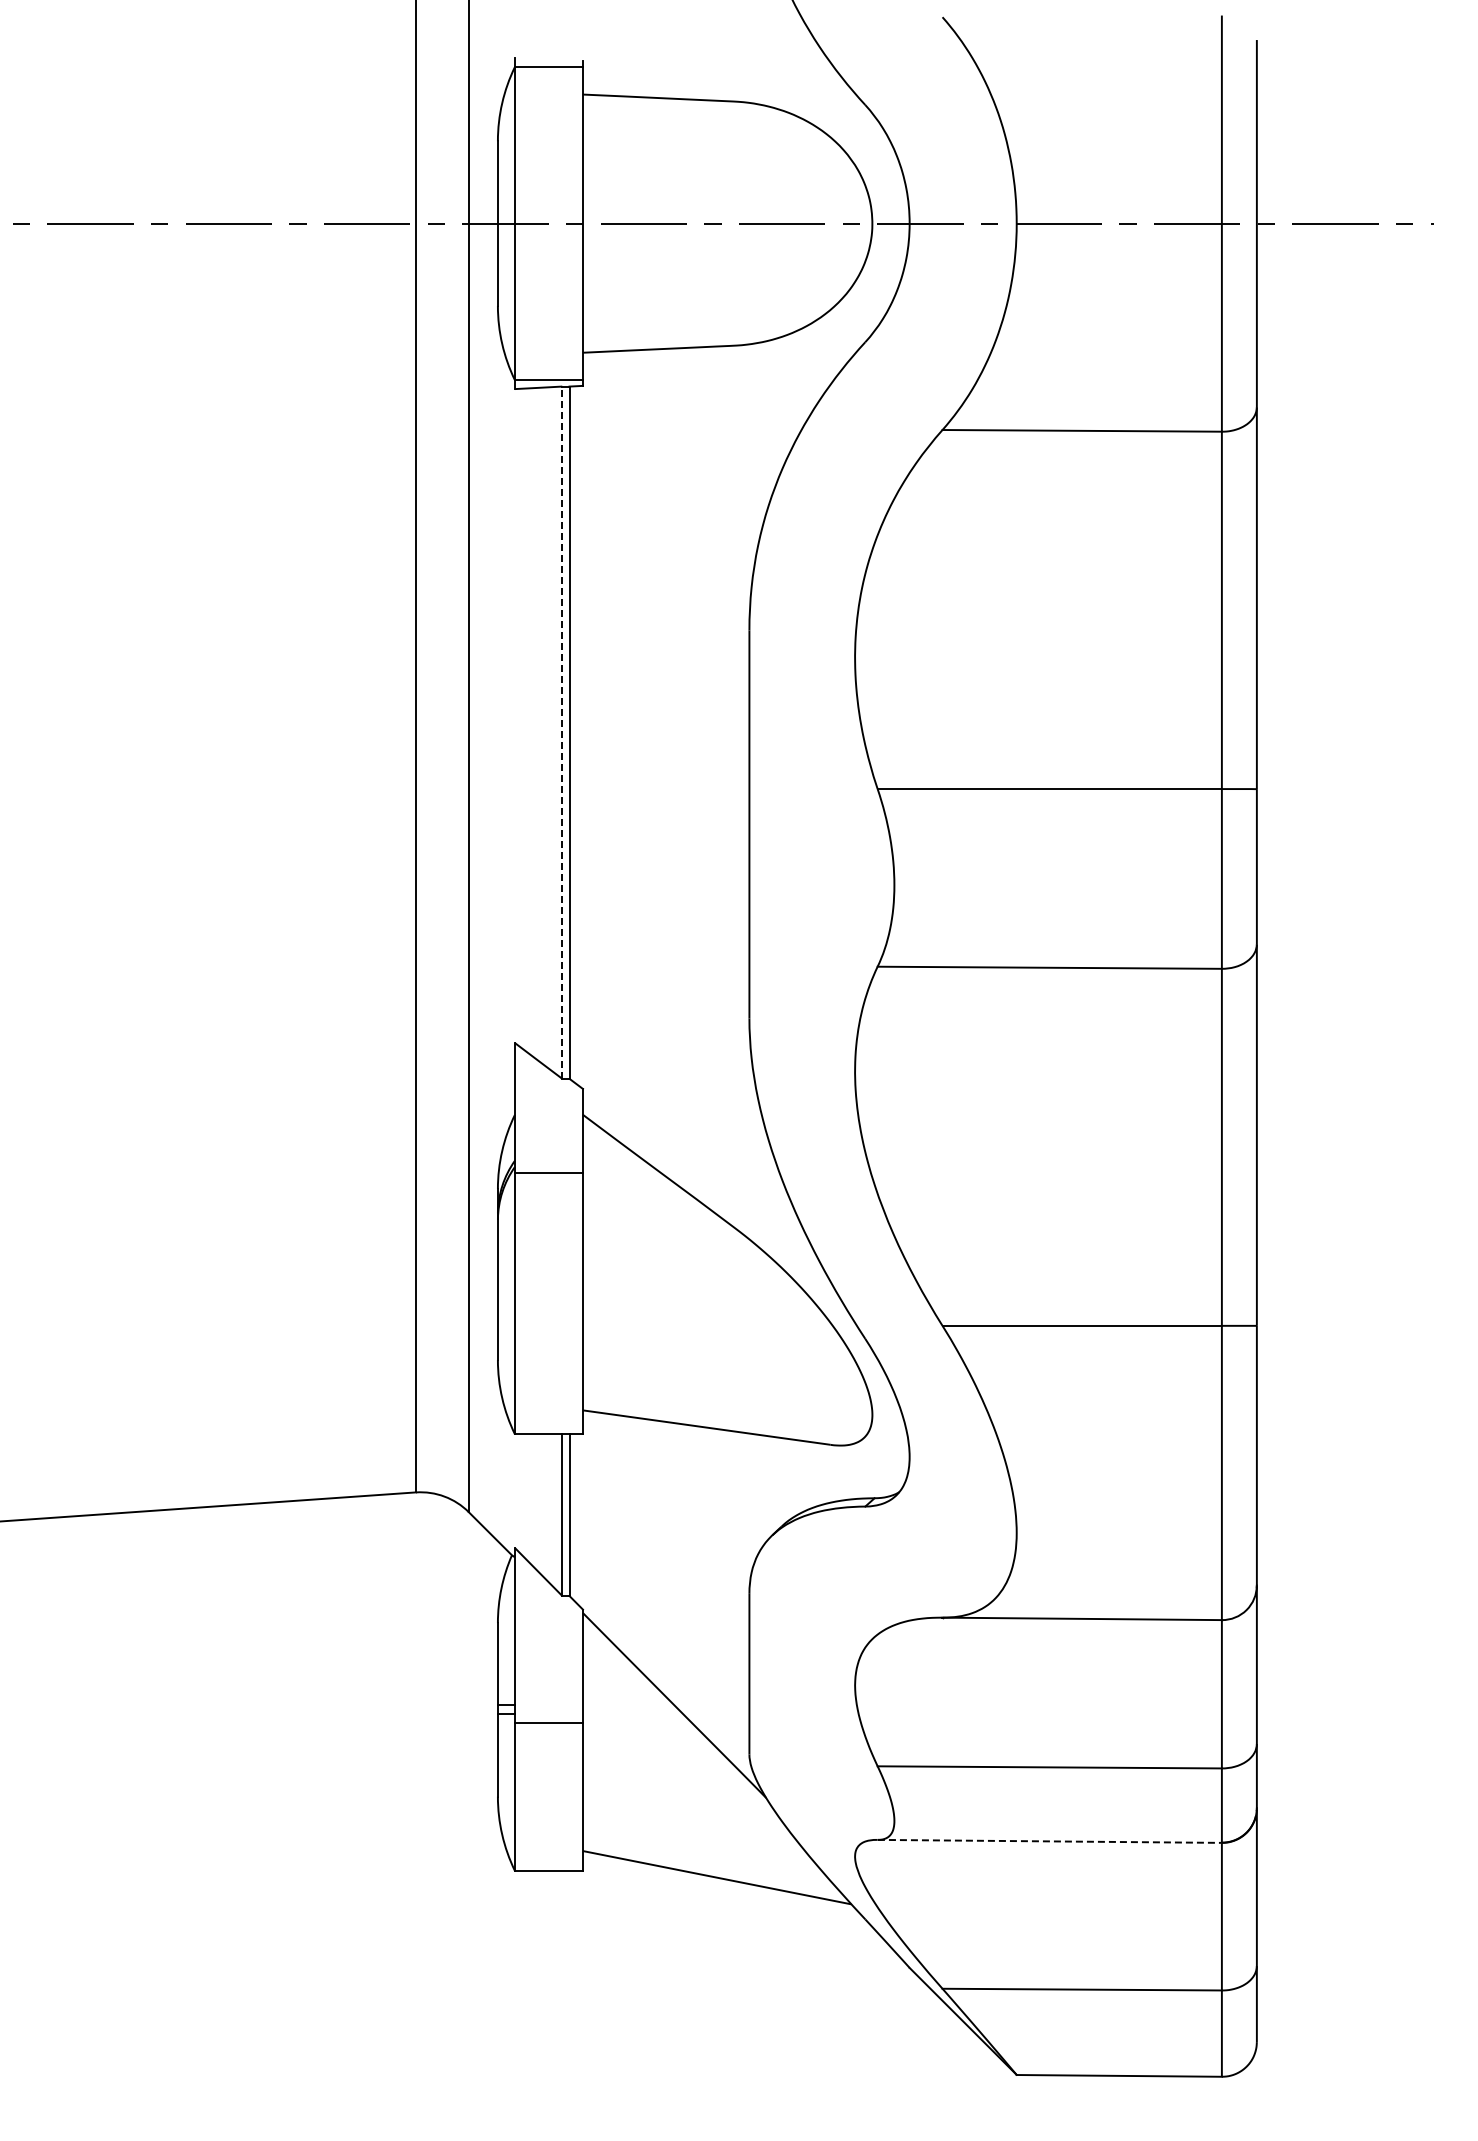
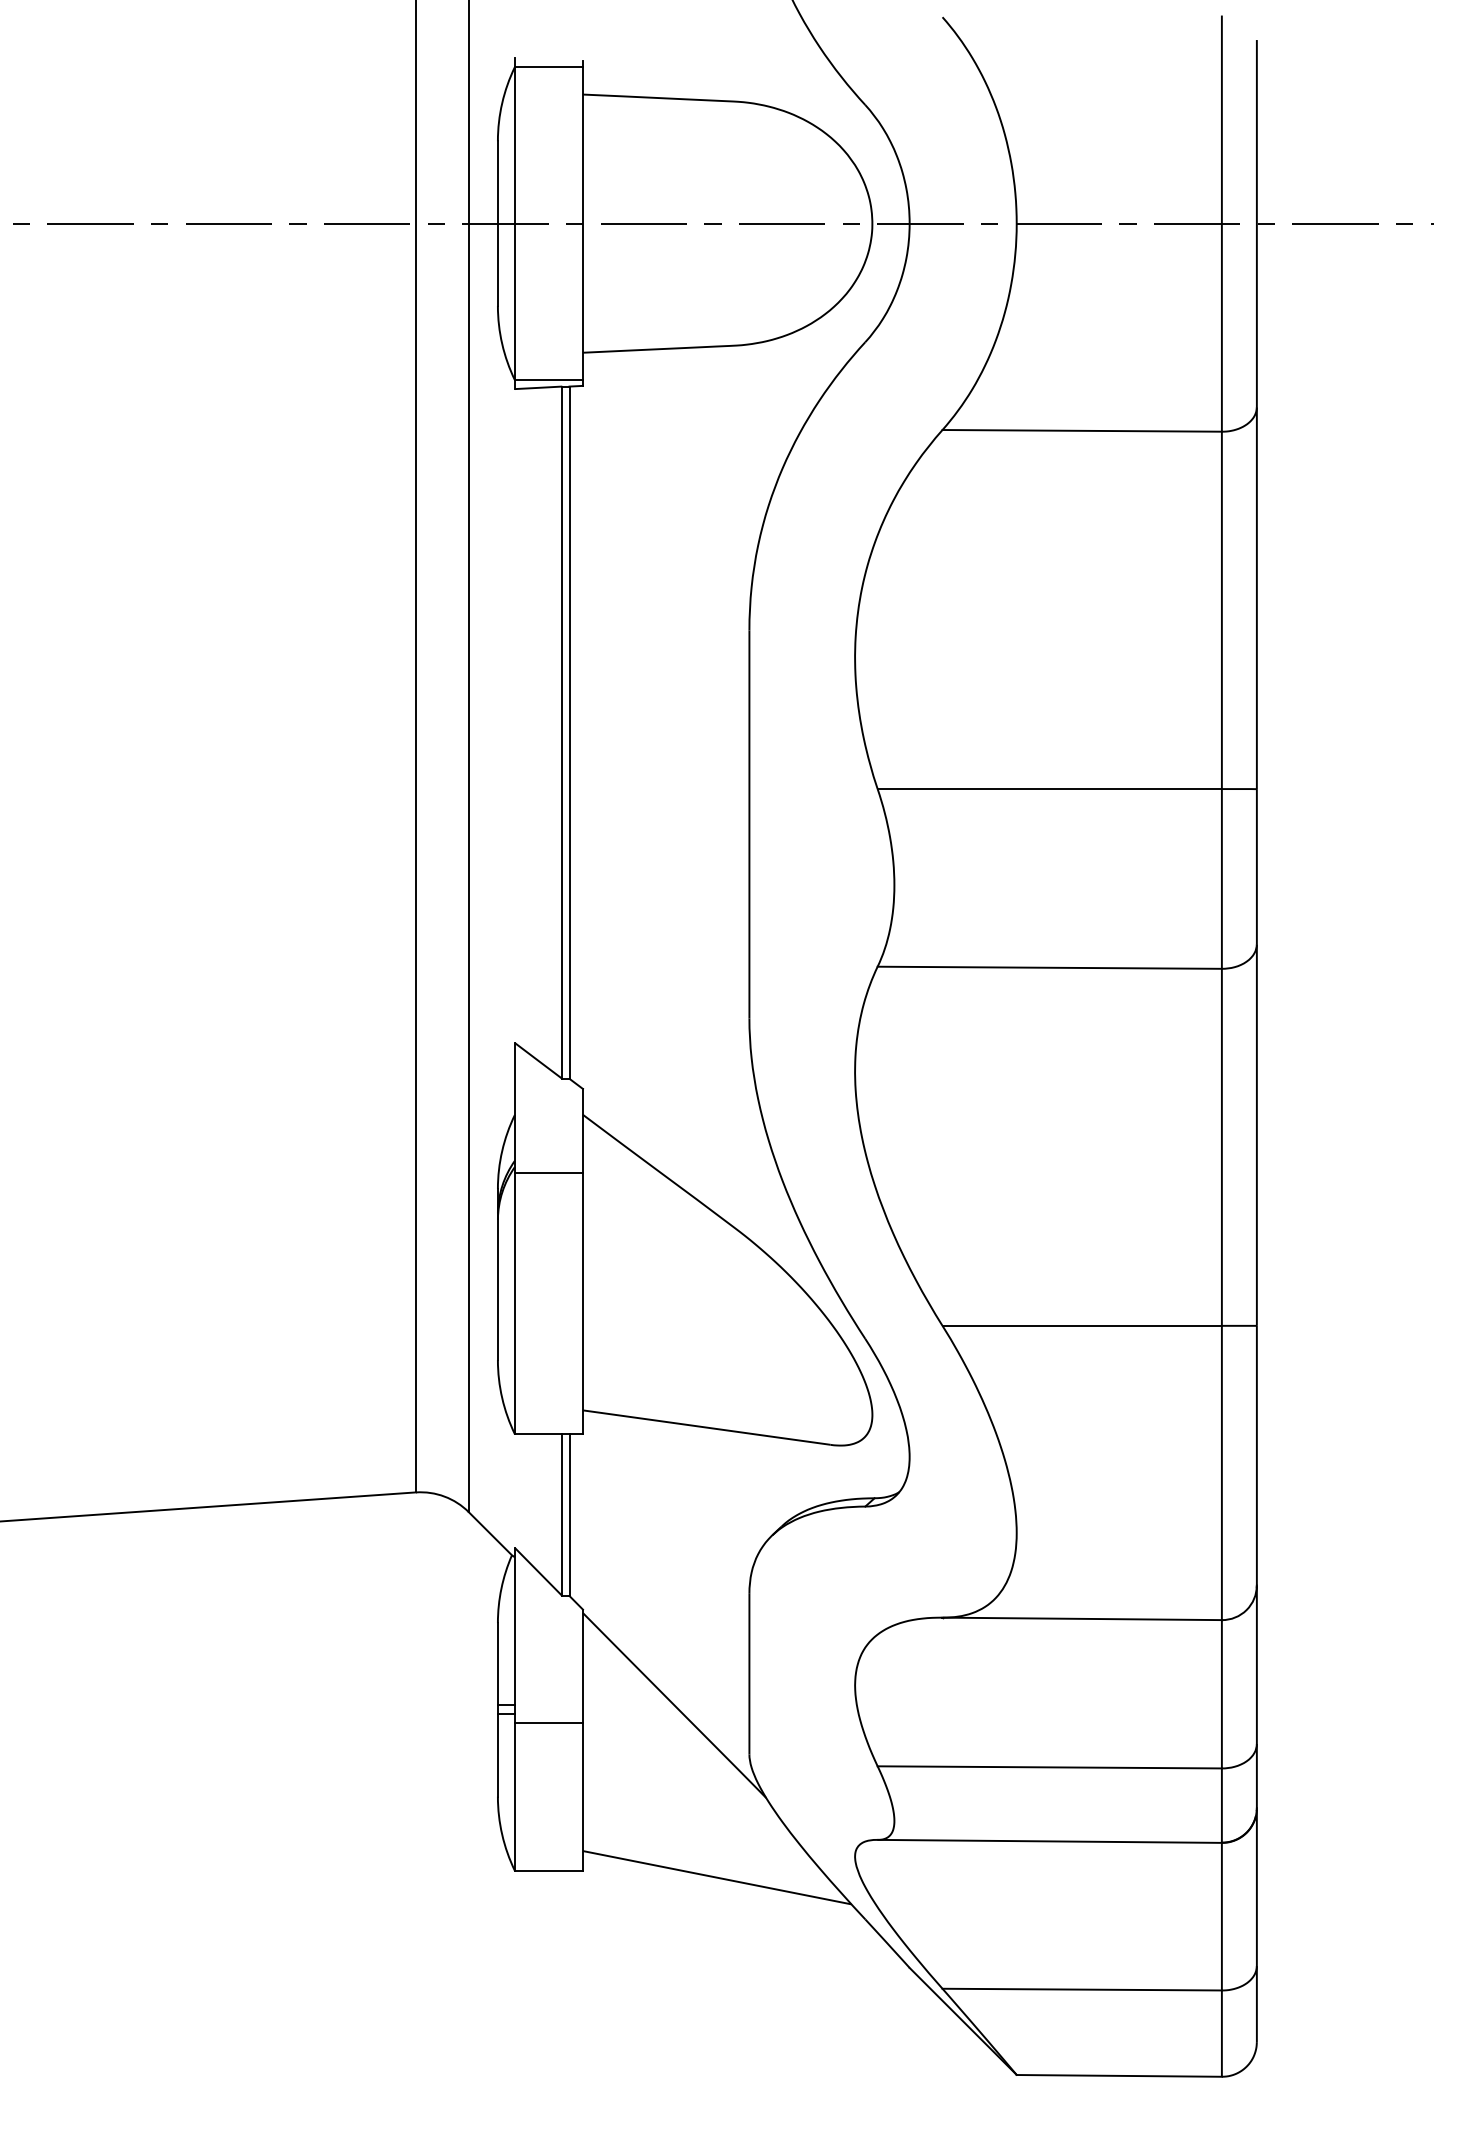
line: dashed -> solid (562, 732)
line: dashed -> solid (1049, 1841)
